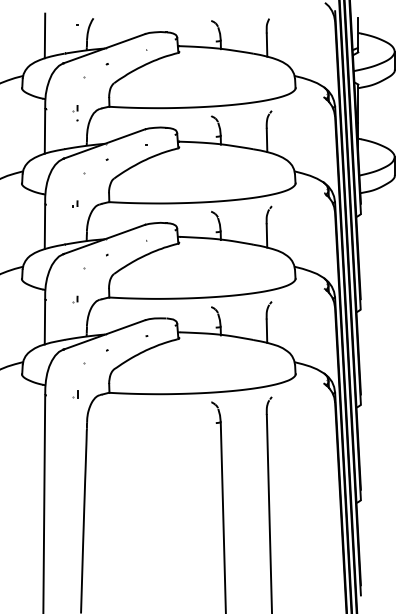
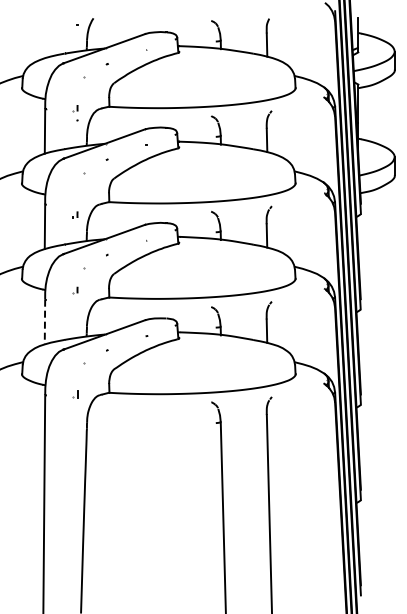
line: present -> none (44, 35)
part position: (75, 203) -> (75, 214) (75, 214)
part position: (75, 299) -> (75, 290) (75, 290)
line: solid -> dashed (44, 322)
